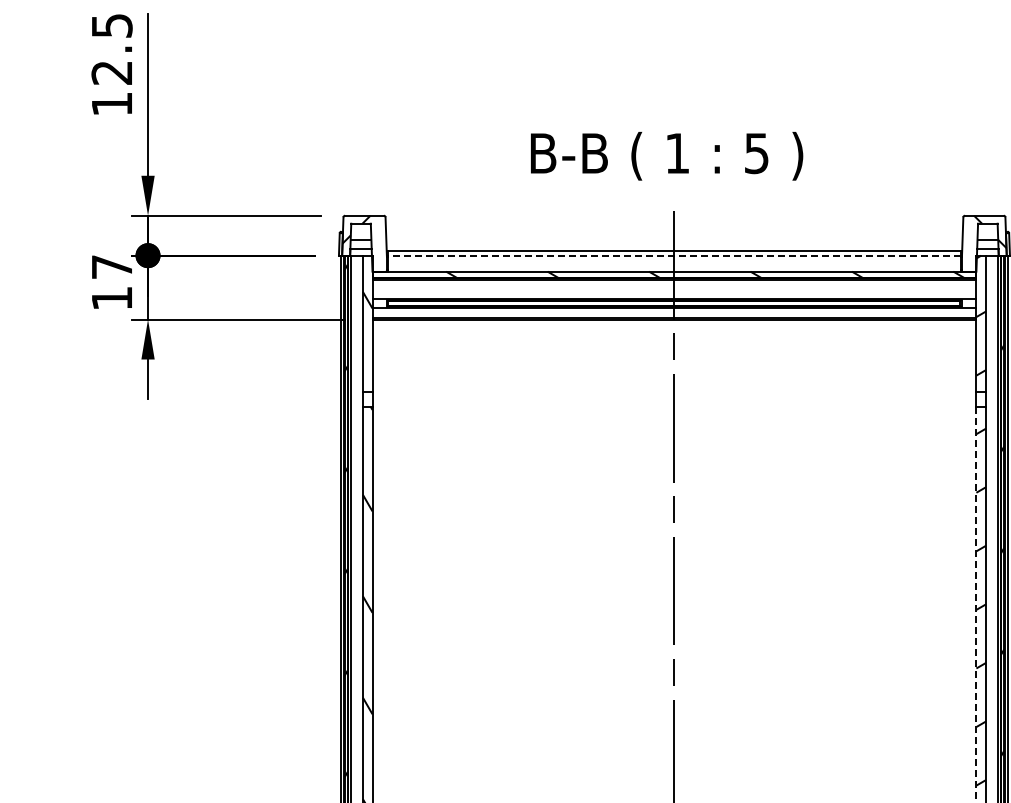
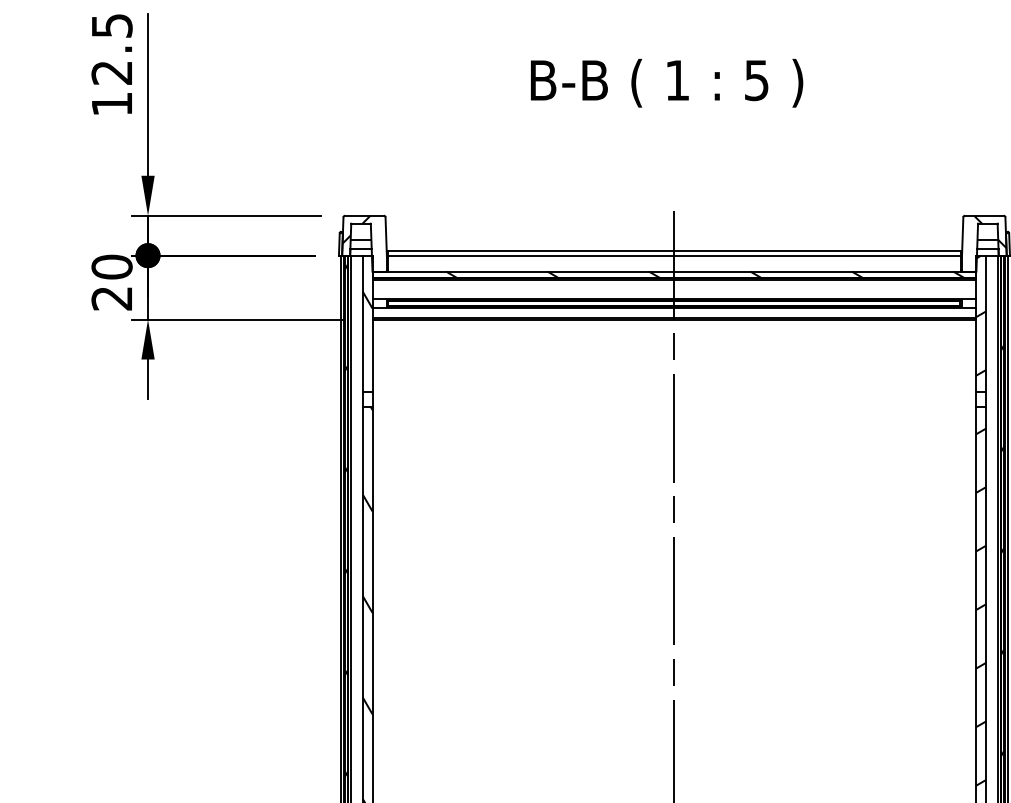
text position: (667, 156) -> (667, 83) (667, 83)
line: dashed -> solid (674, 255)
text: 17 -> 20 (111, 282)
line: dashed -> solid (976, 604)
